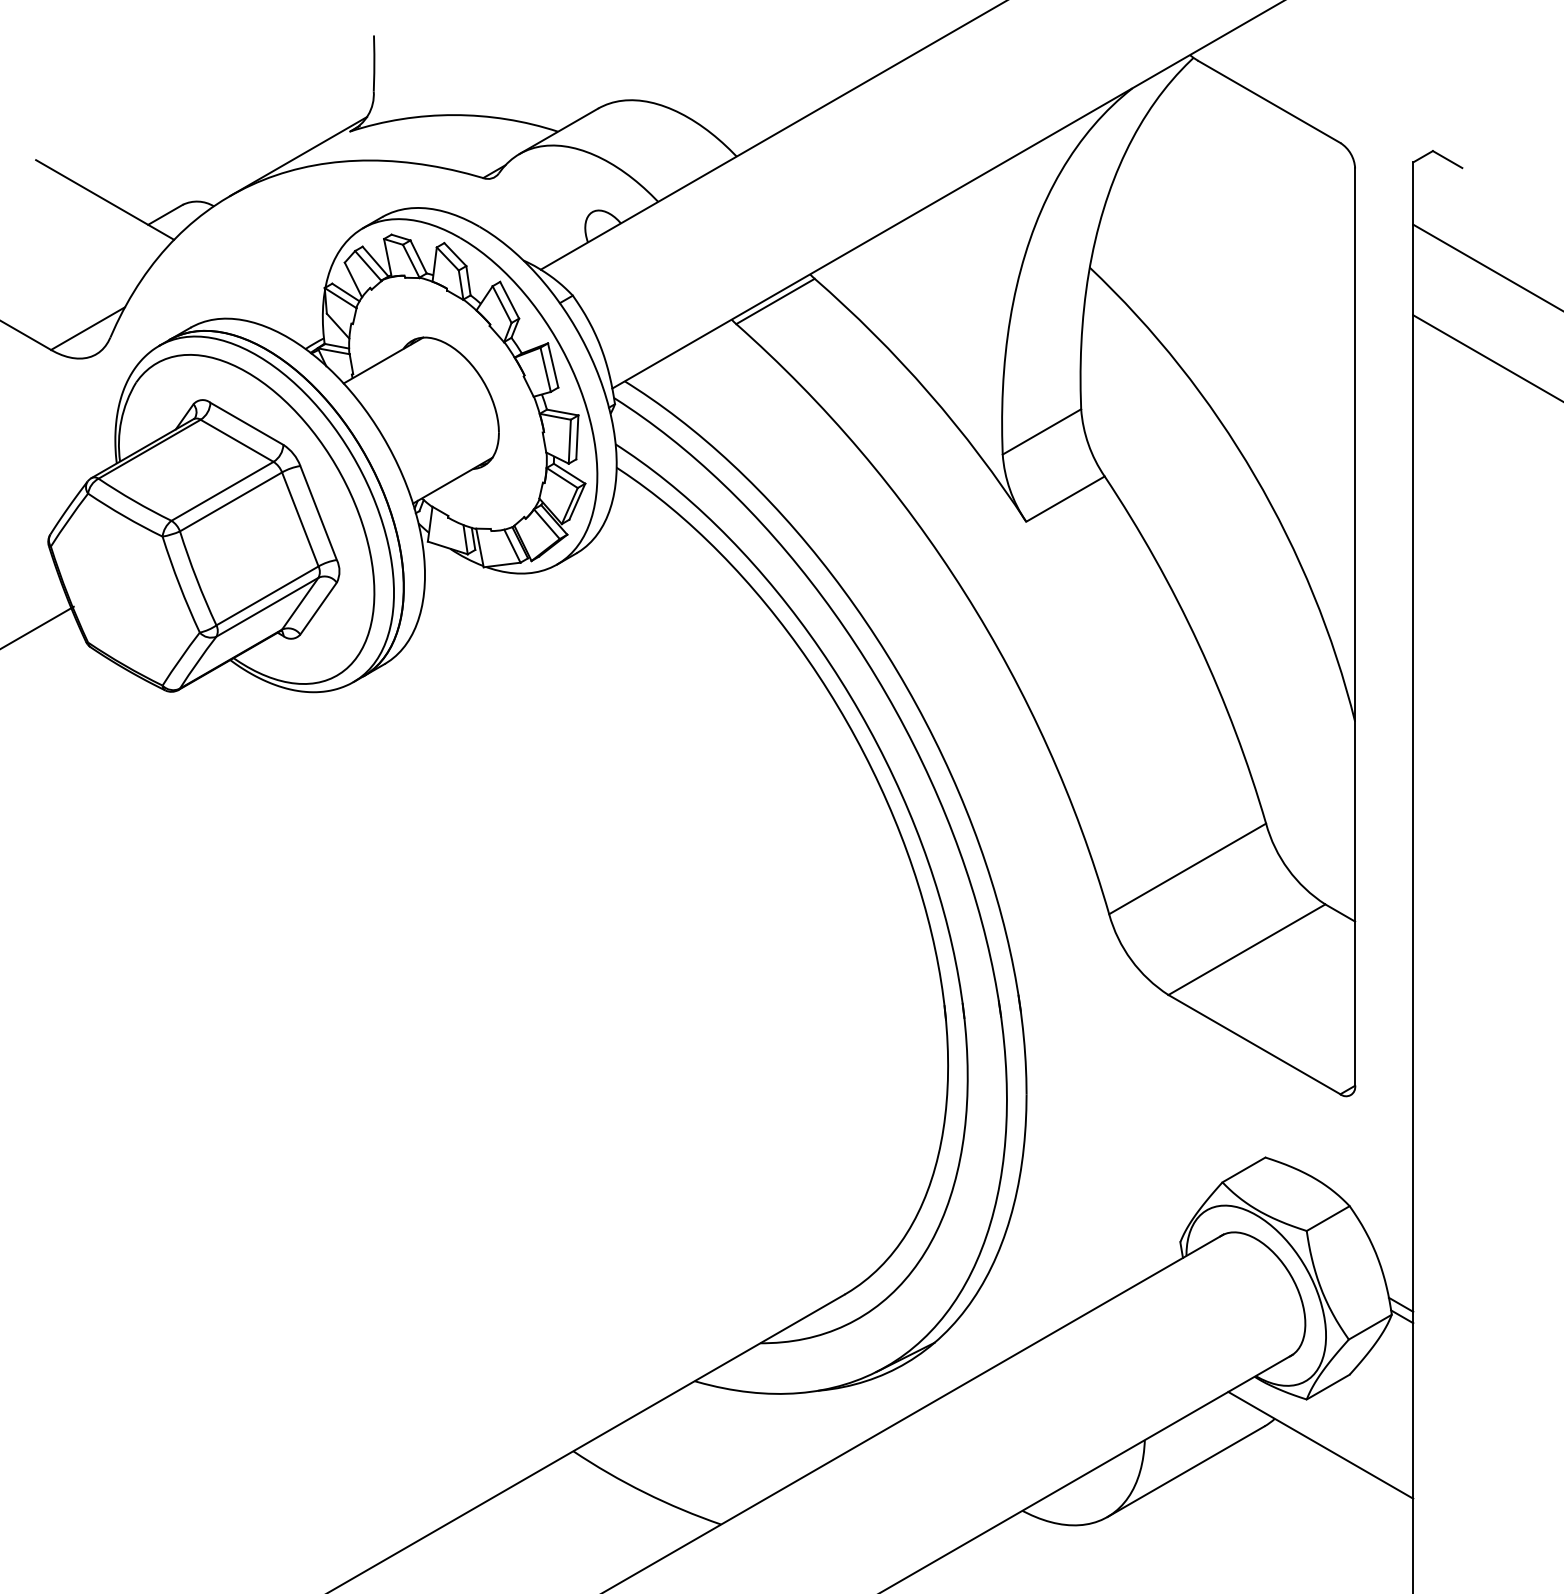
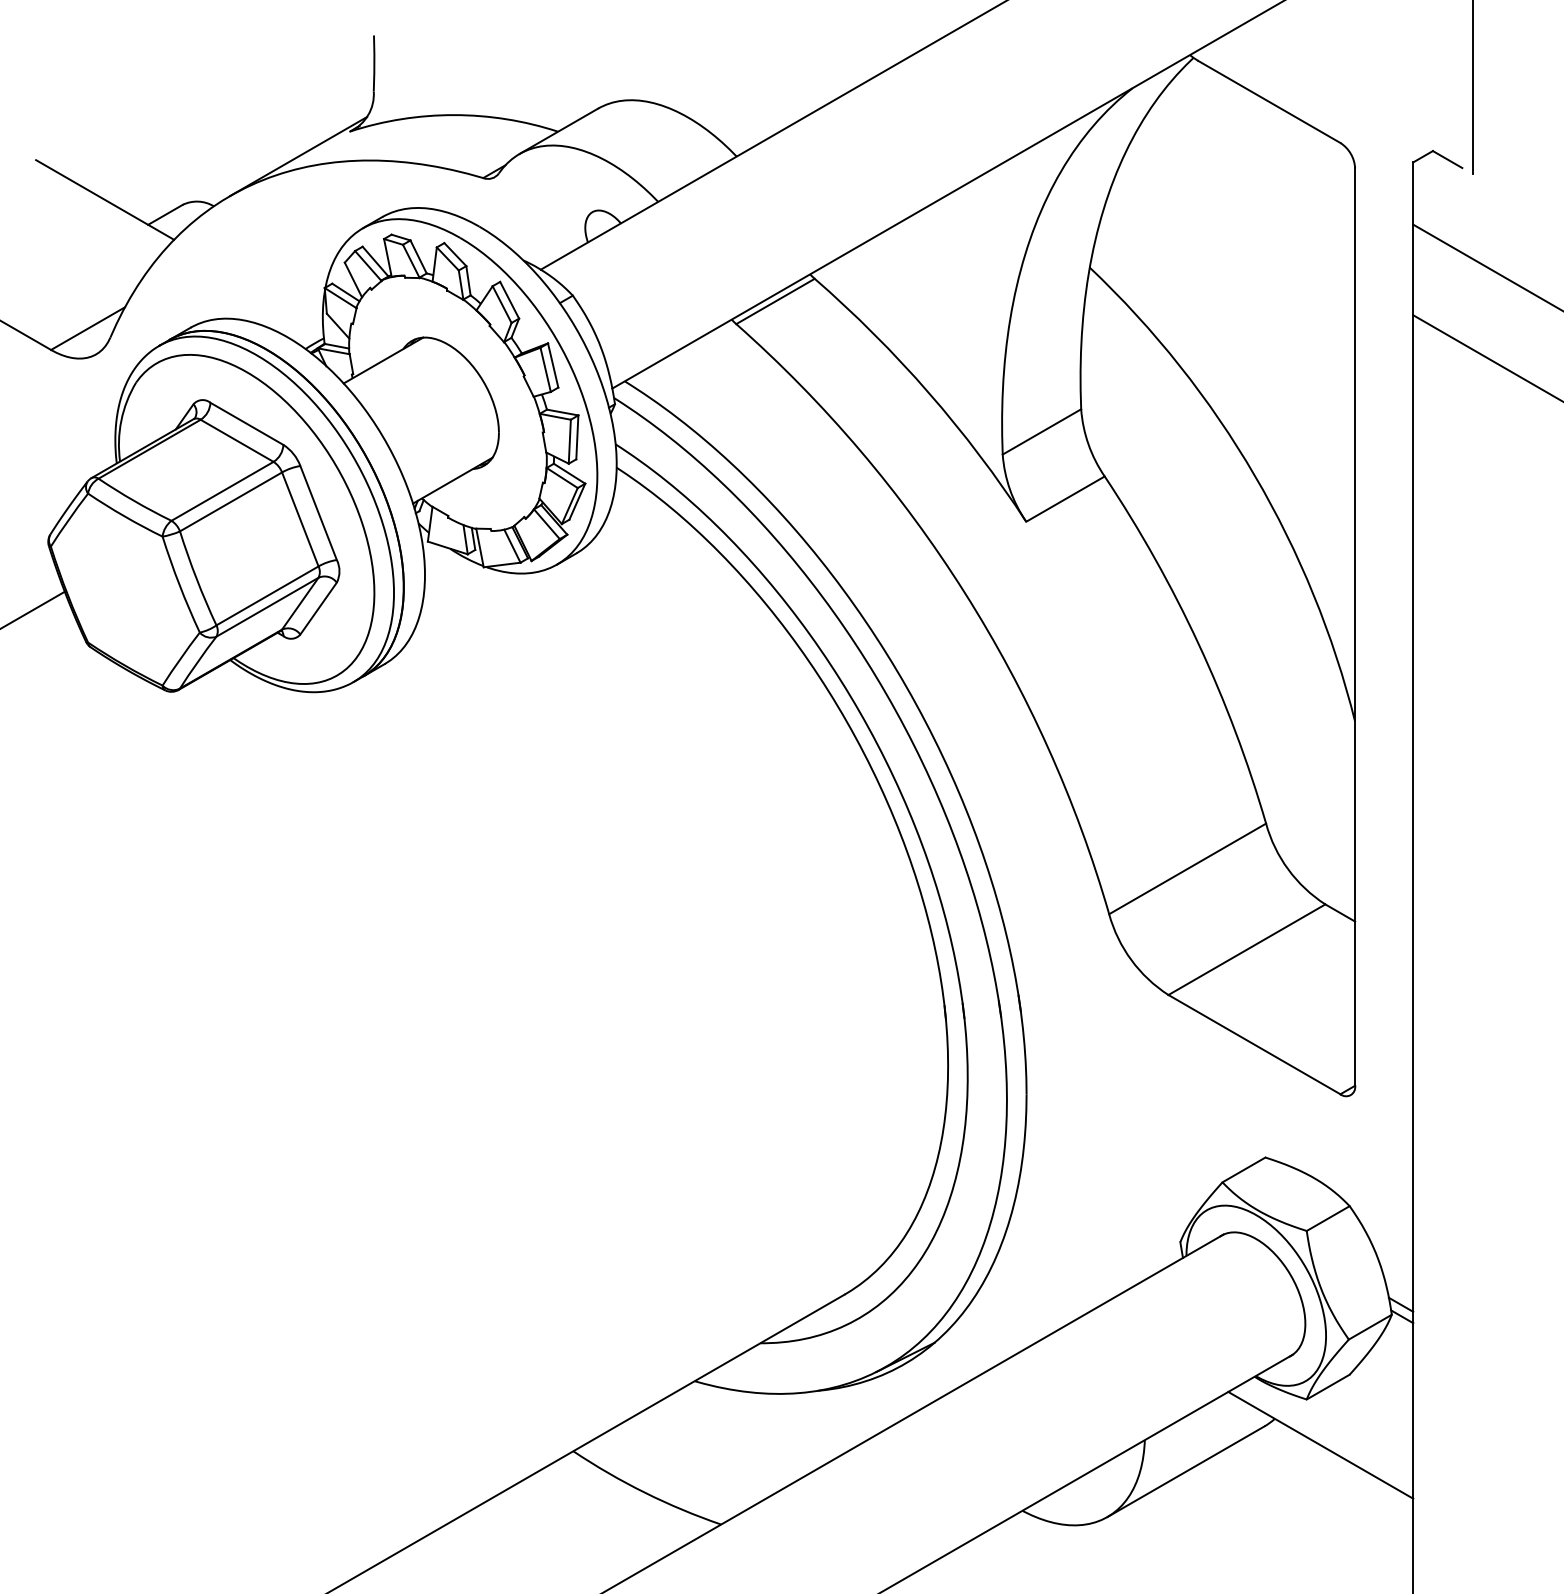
line: none -> present (1472, 88)
line position: (37, 626) -> (33, 609) (33, 609)
